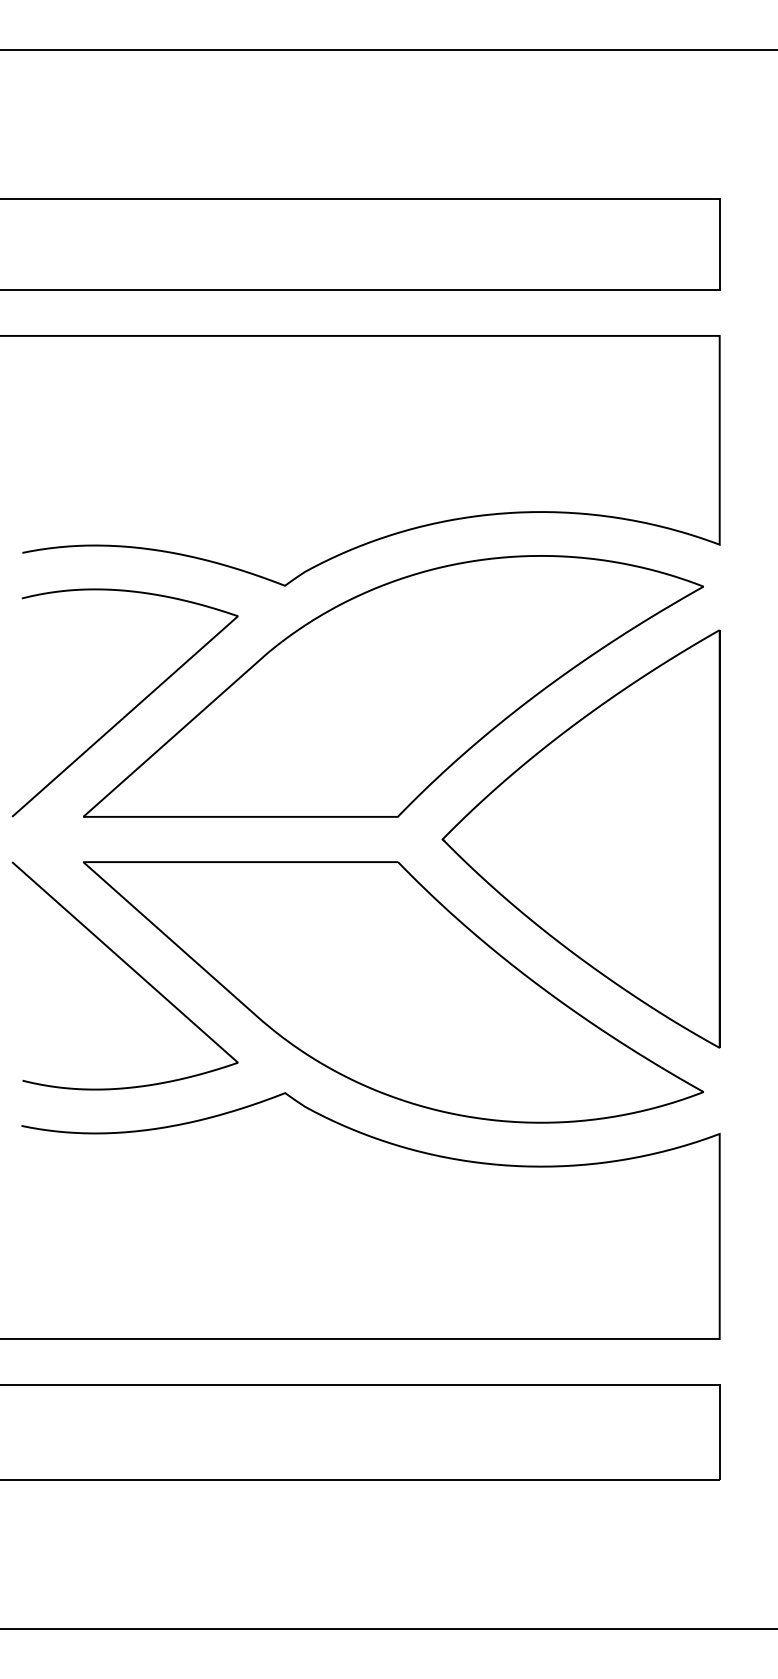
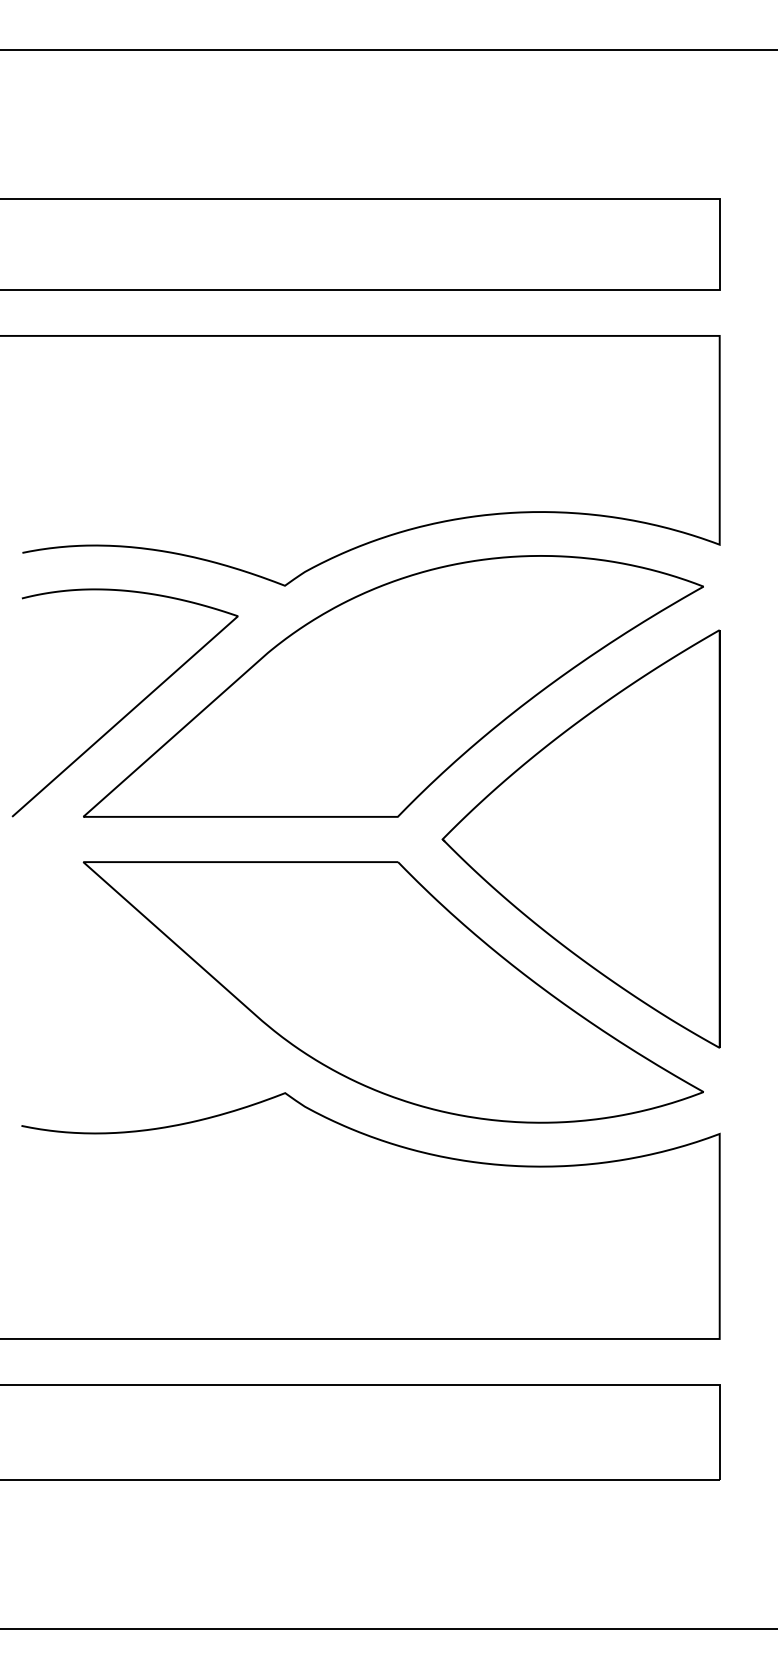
curve: present -> none (130, 968)
